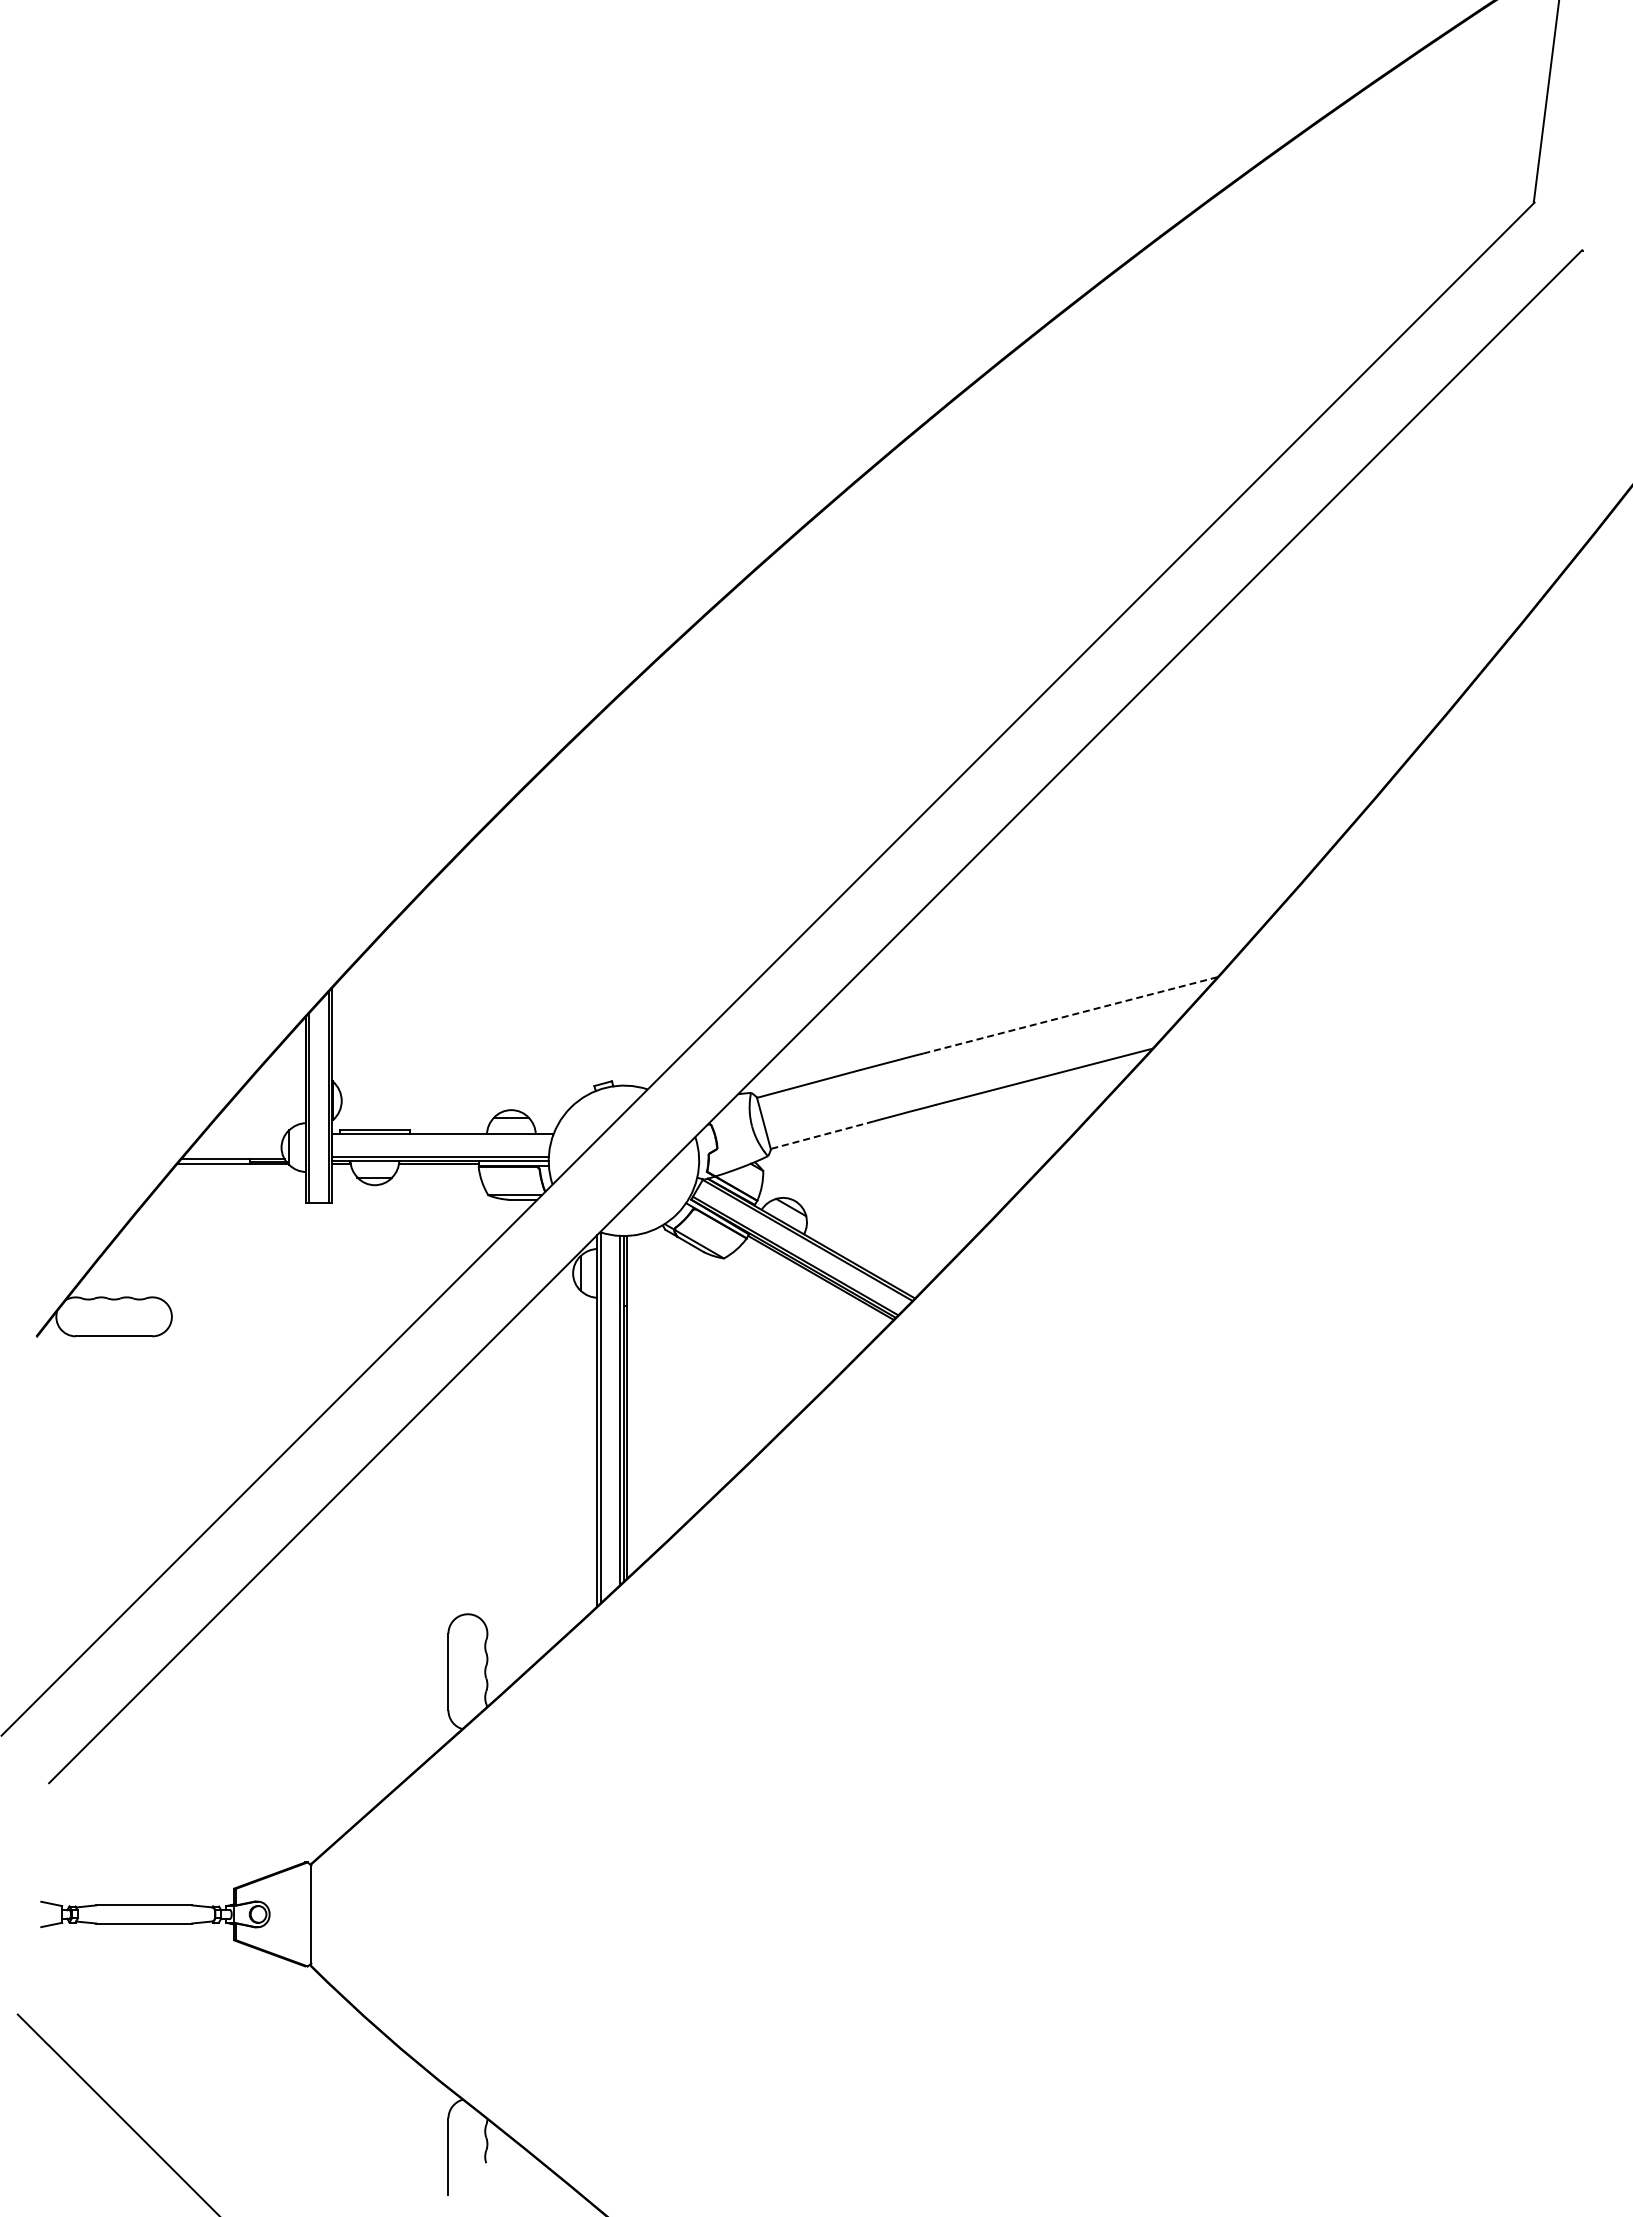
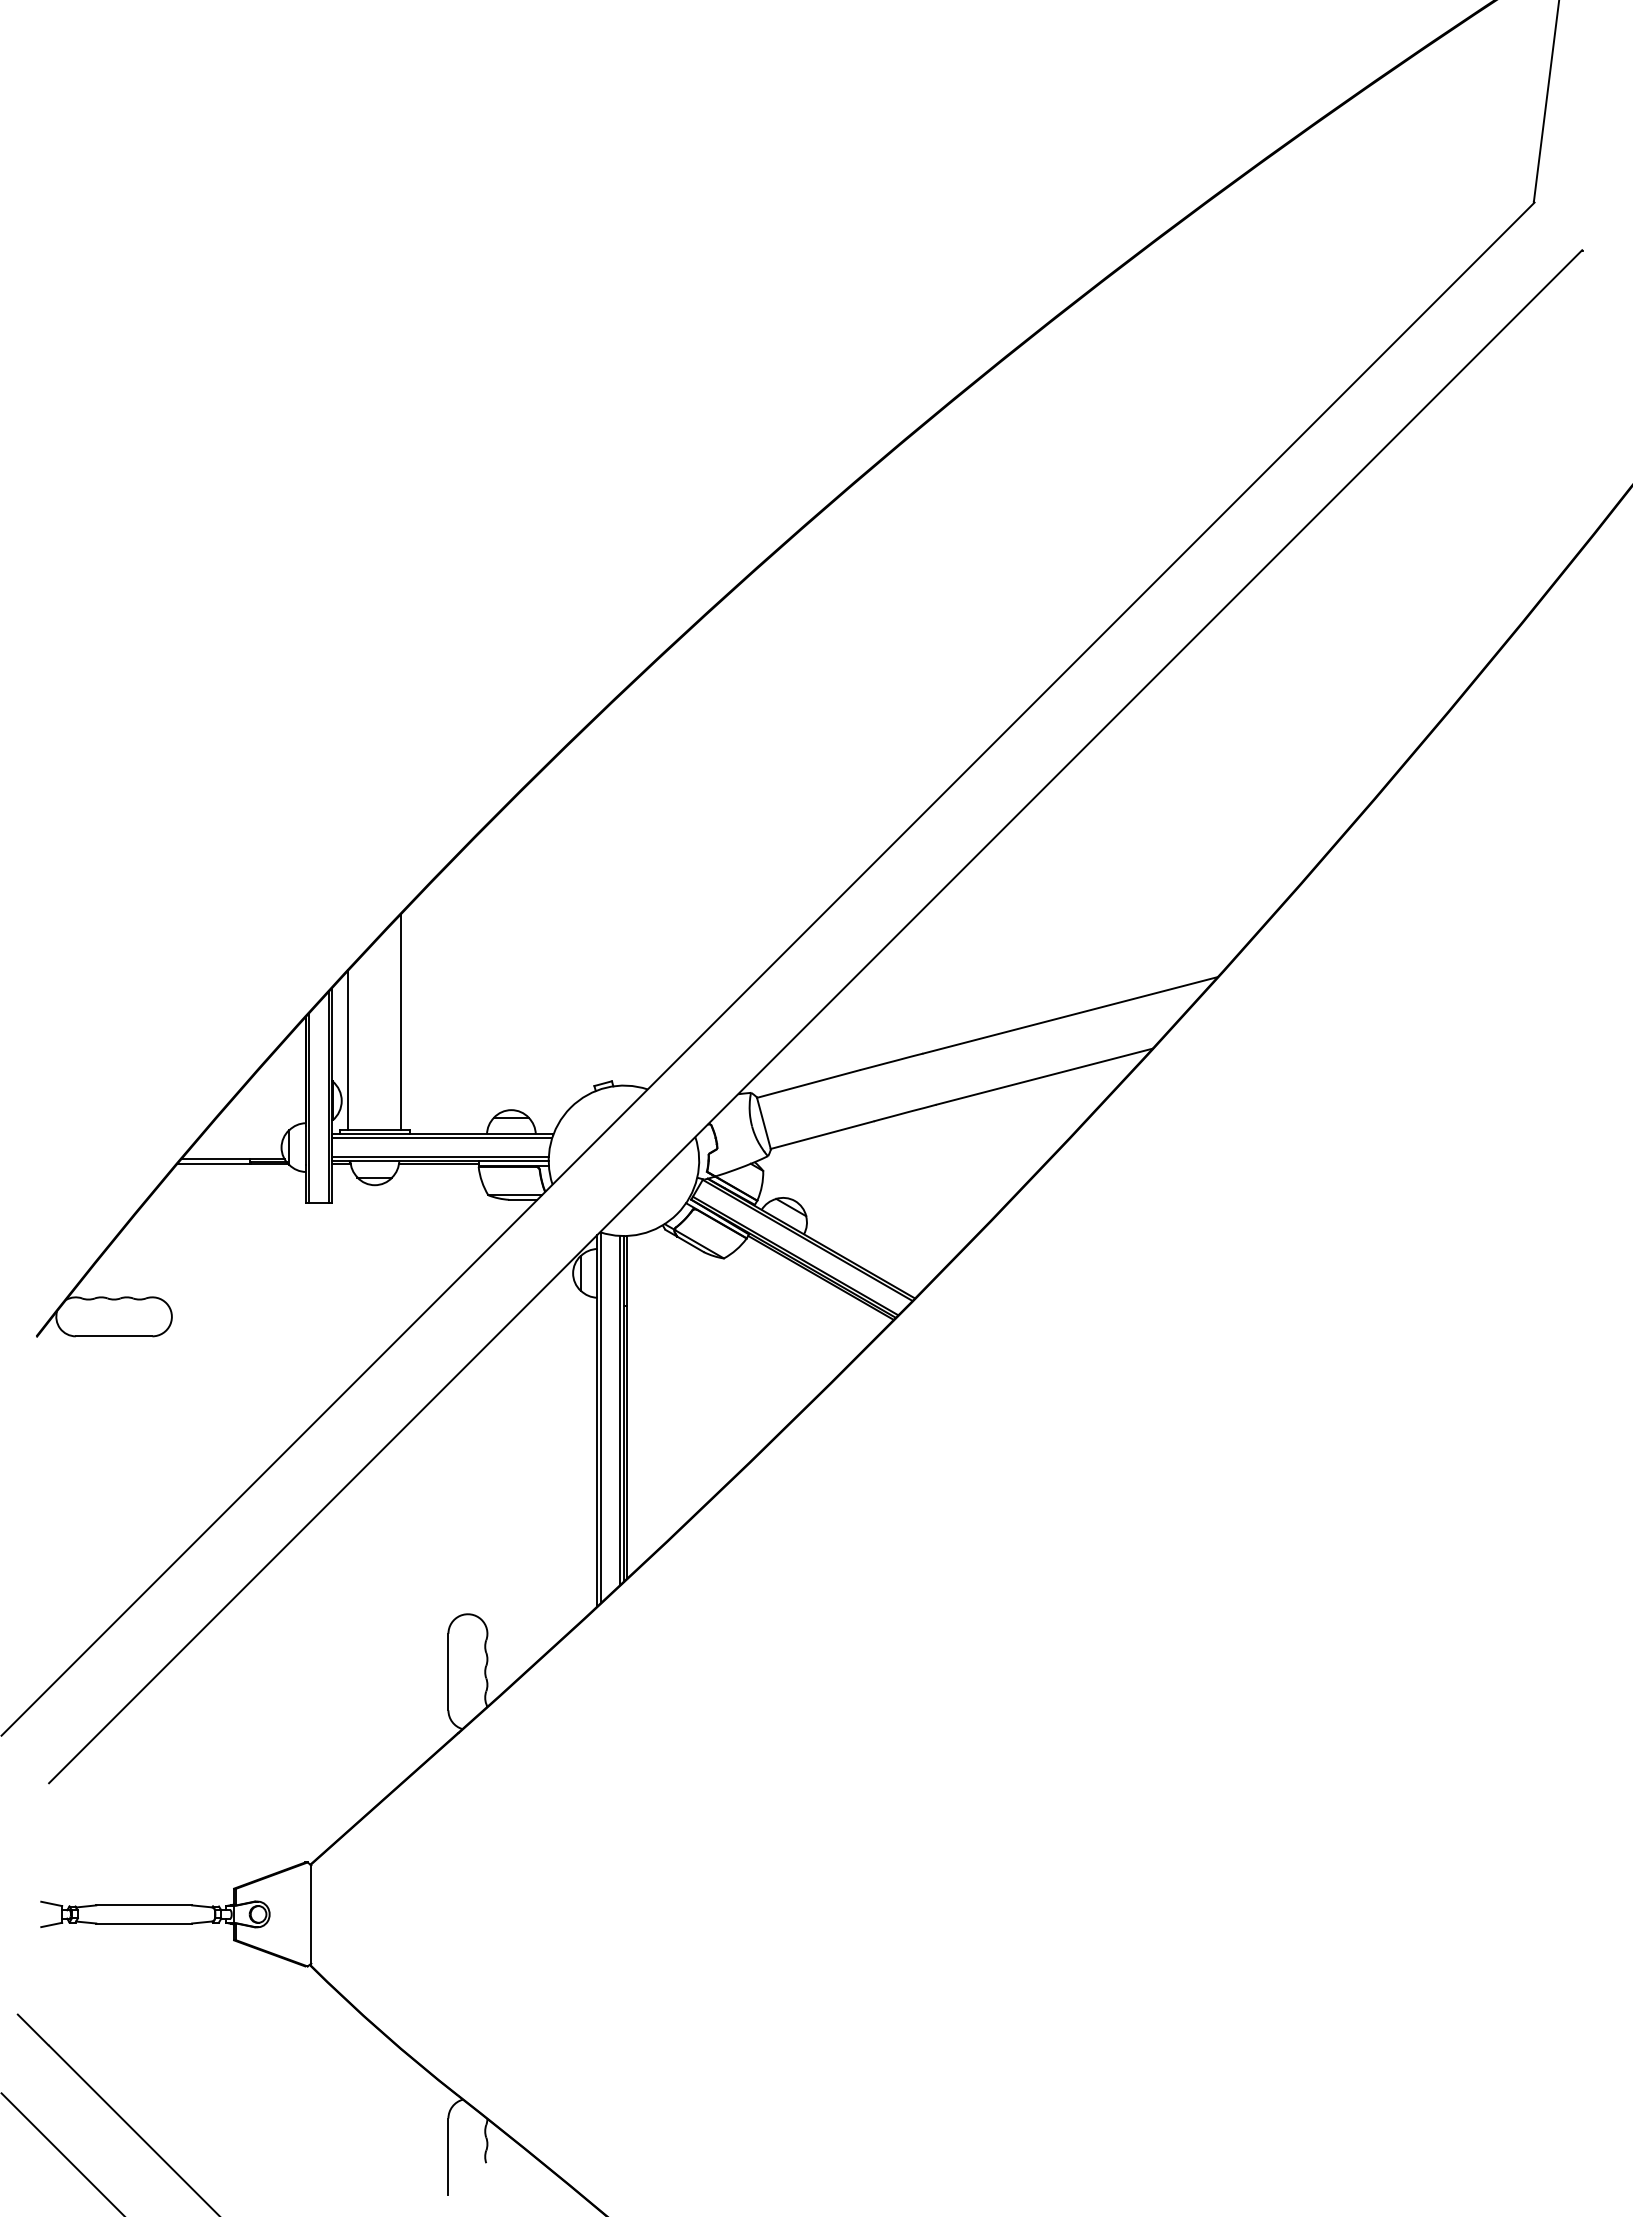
line: dashed -> solid (1071, 1015)
line: none -> present (401, 1021)
line: none -> present (348, 1050)
line: dashed -> solid (821, 1135)
line: none -> present (442, 1137)
line: none -> present (61, 2153)
